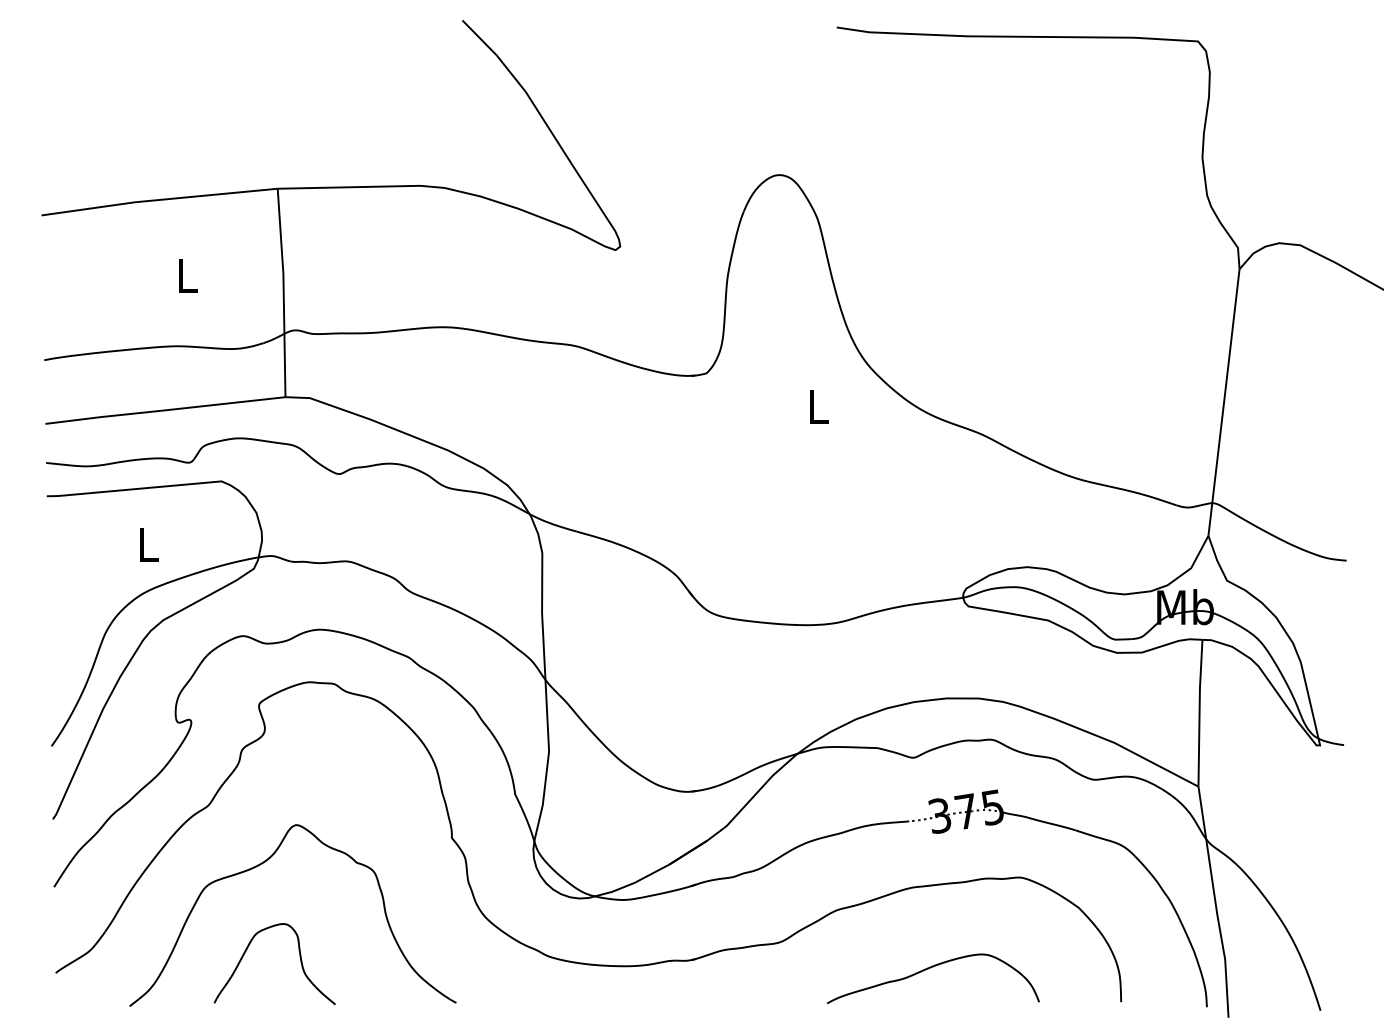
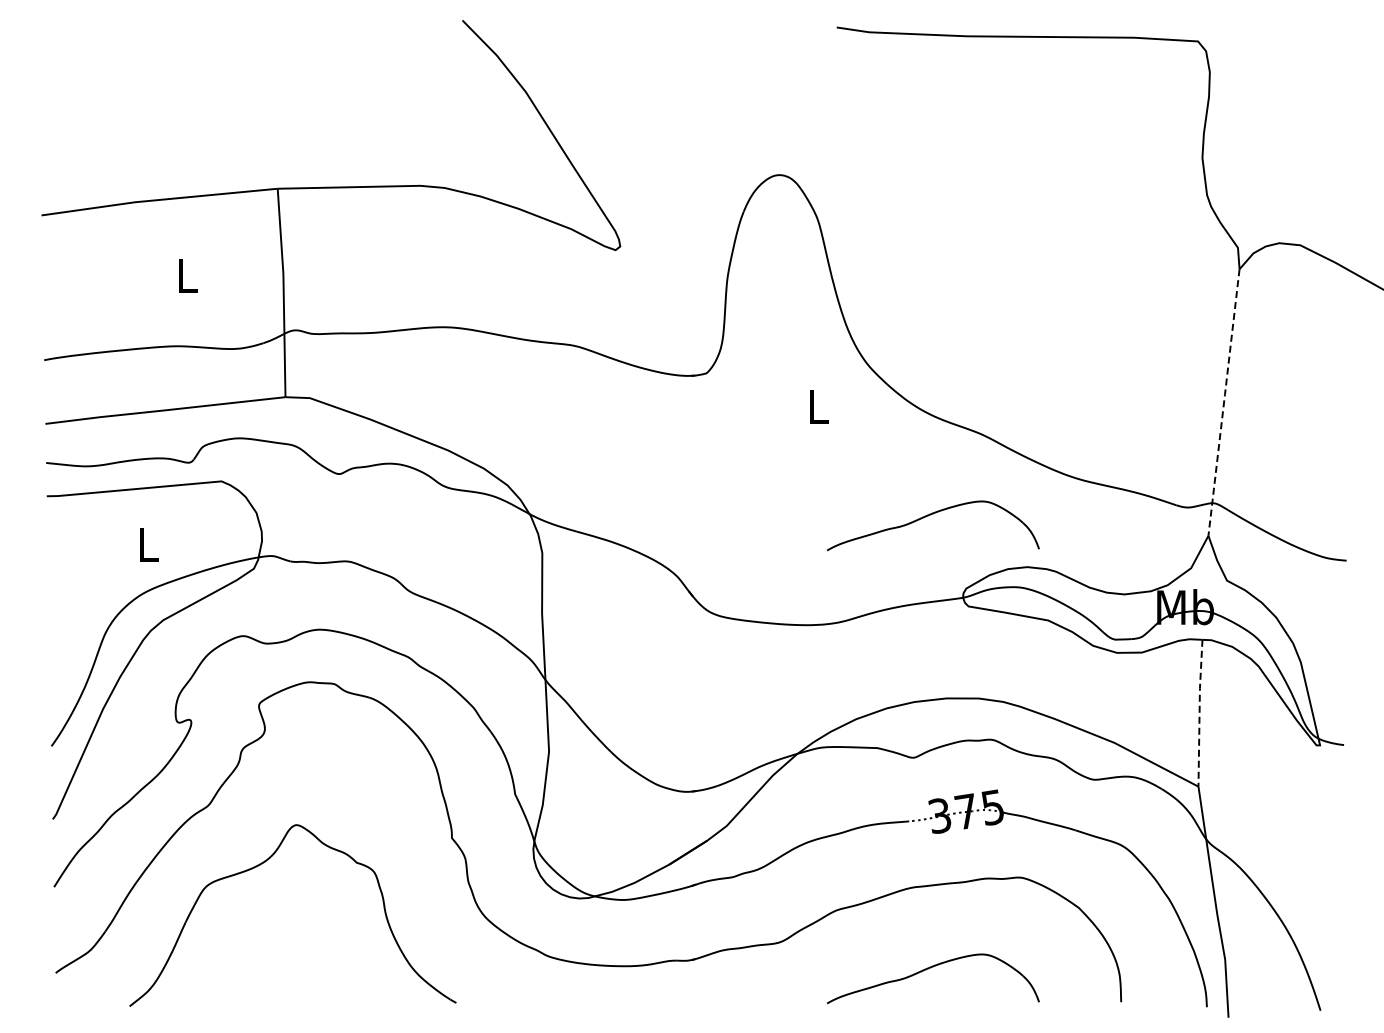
line: solid -> dashed (1224, 402)
part: none -> present (928, 516)
line: solid -> dashed (1199, 713)
curve: present -> none (299, 957)
